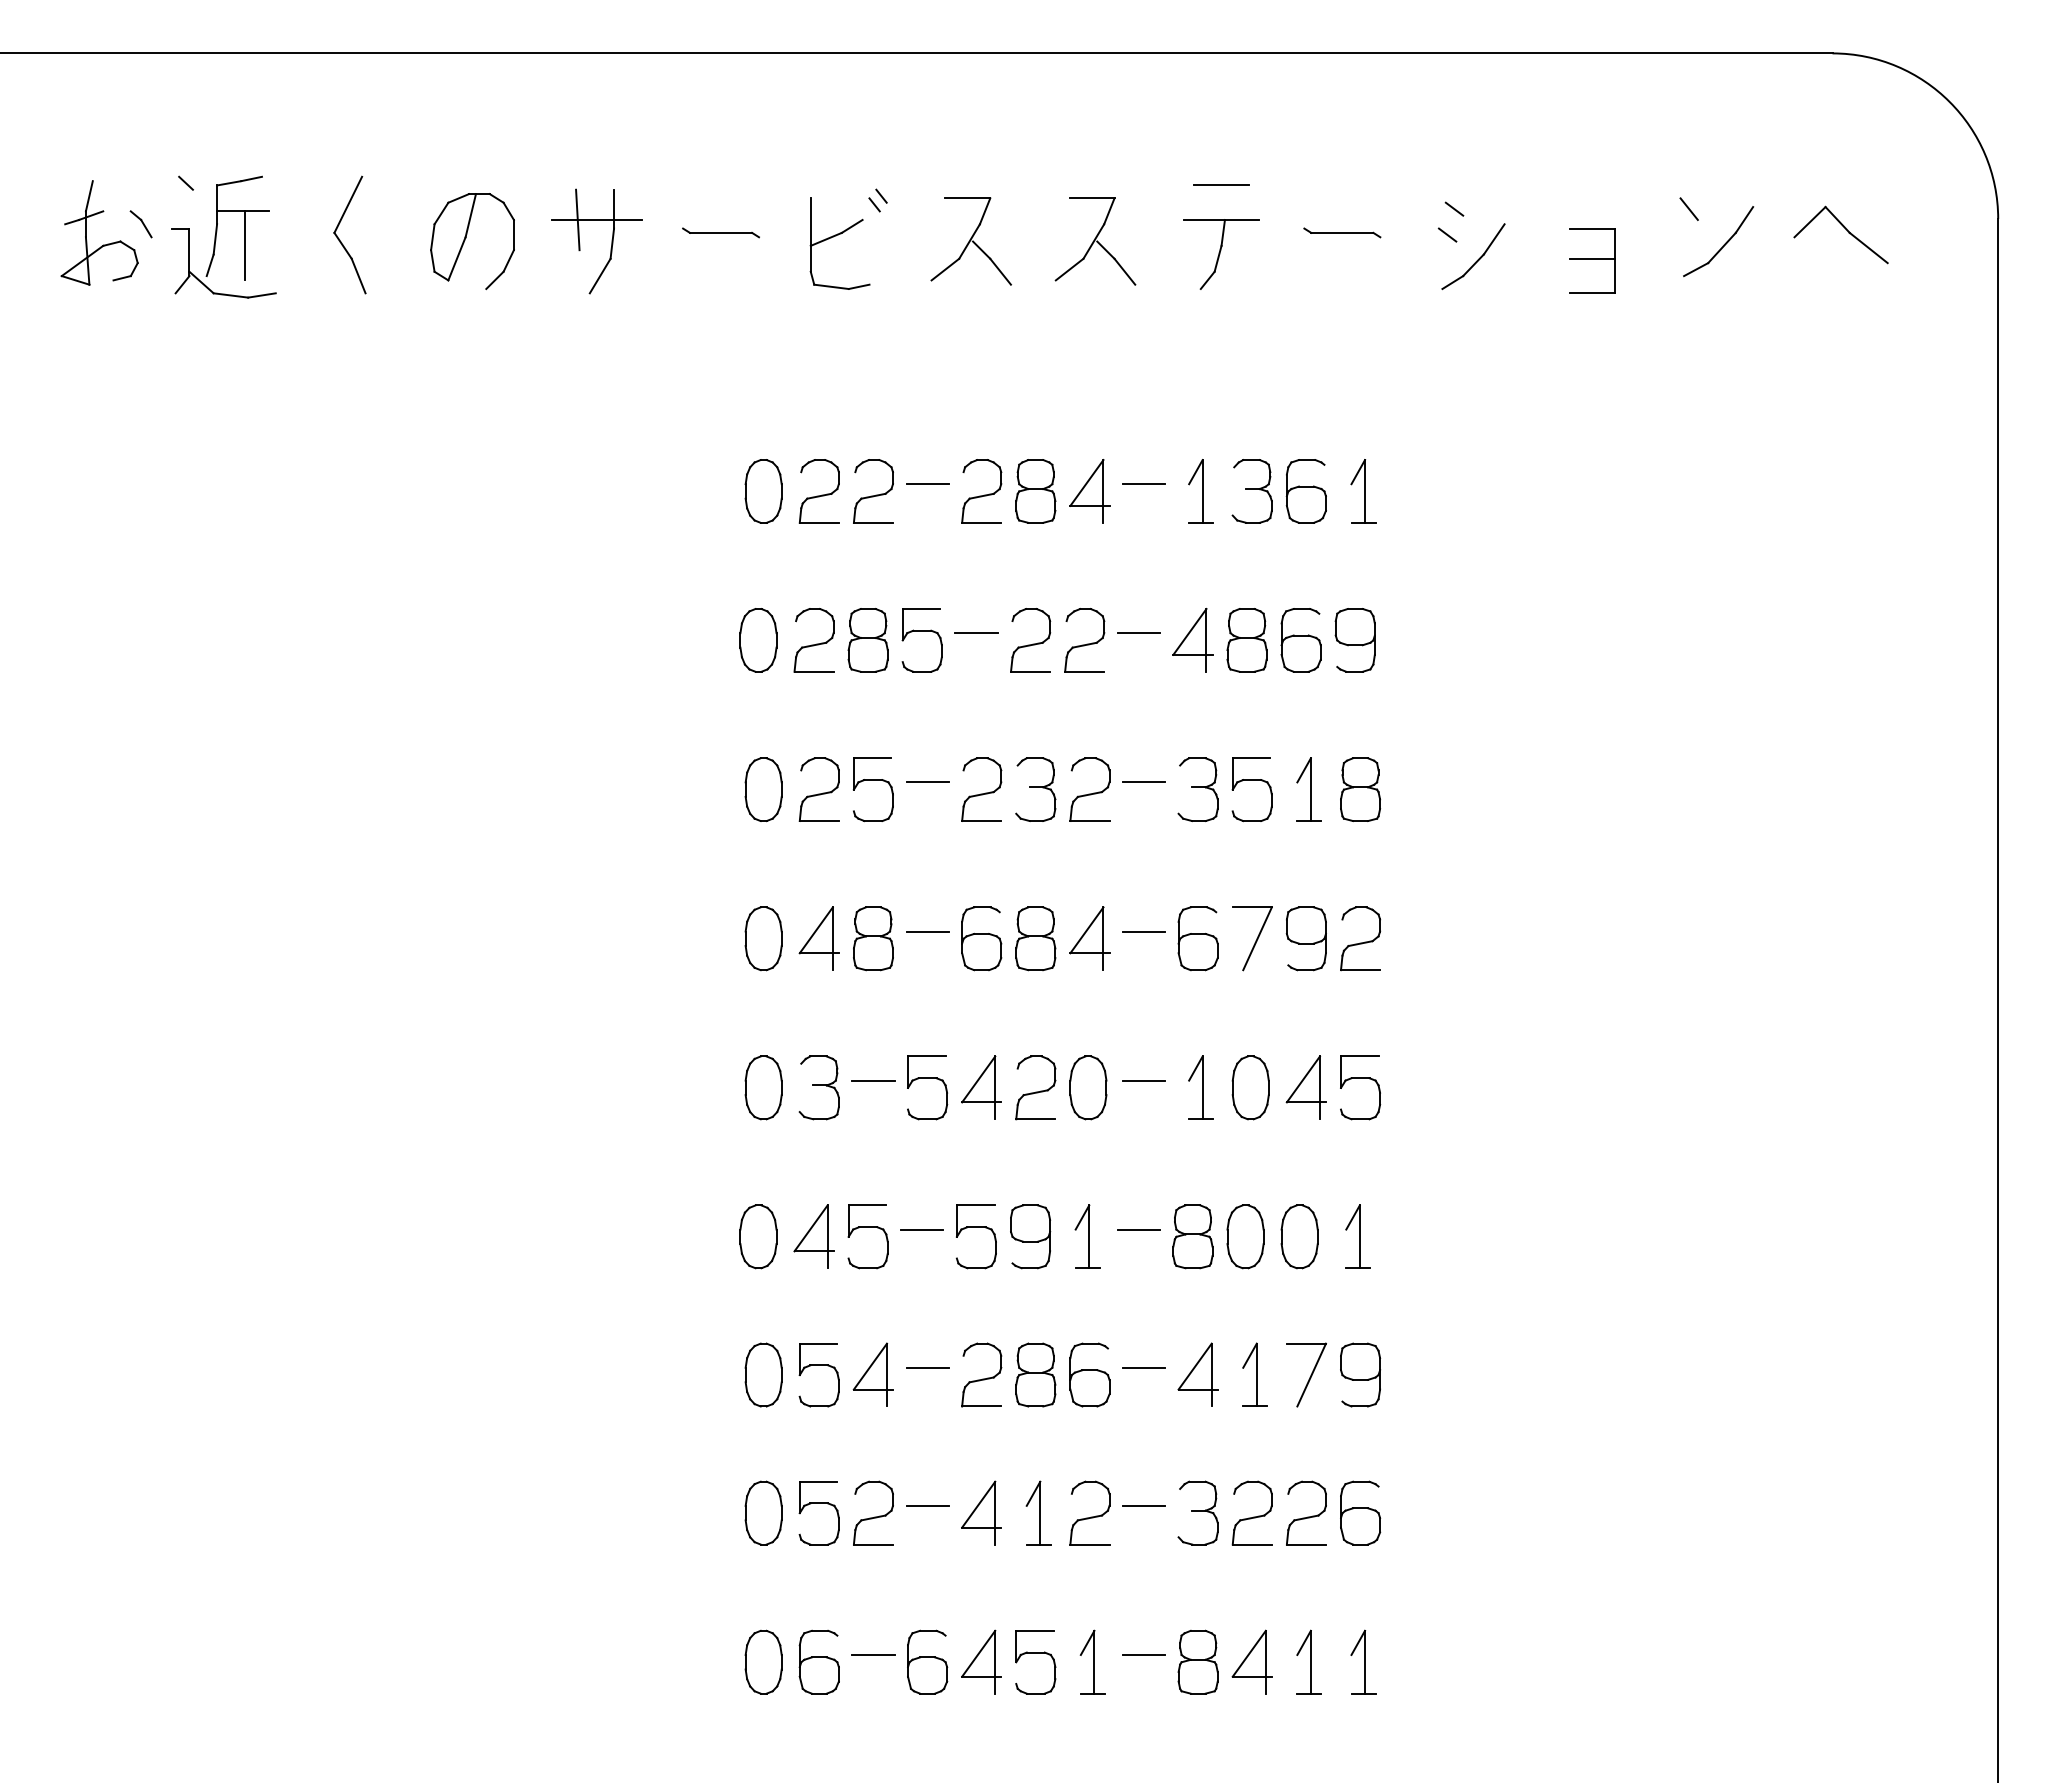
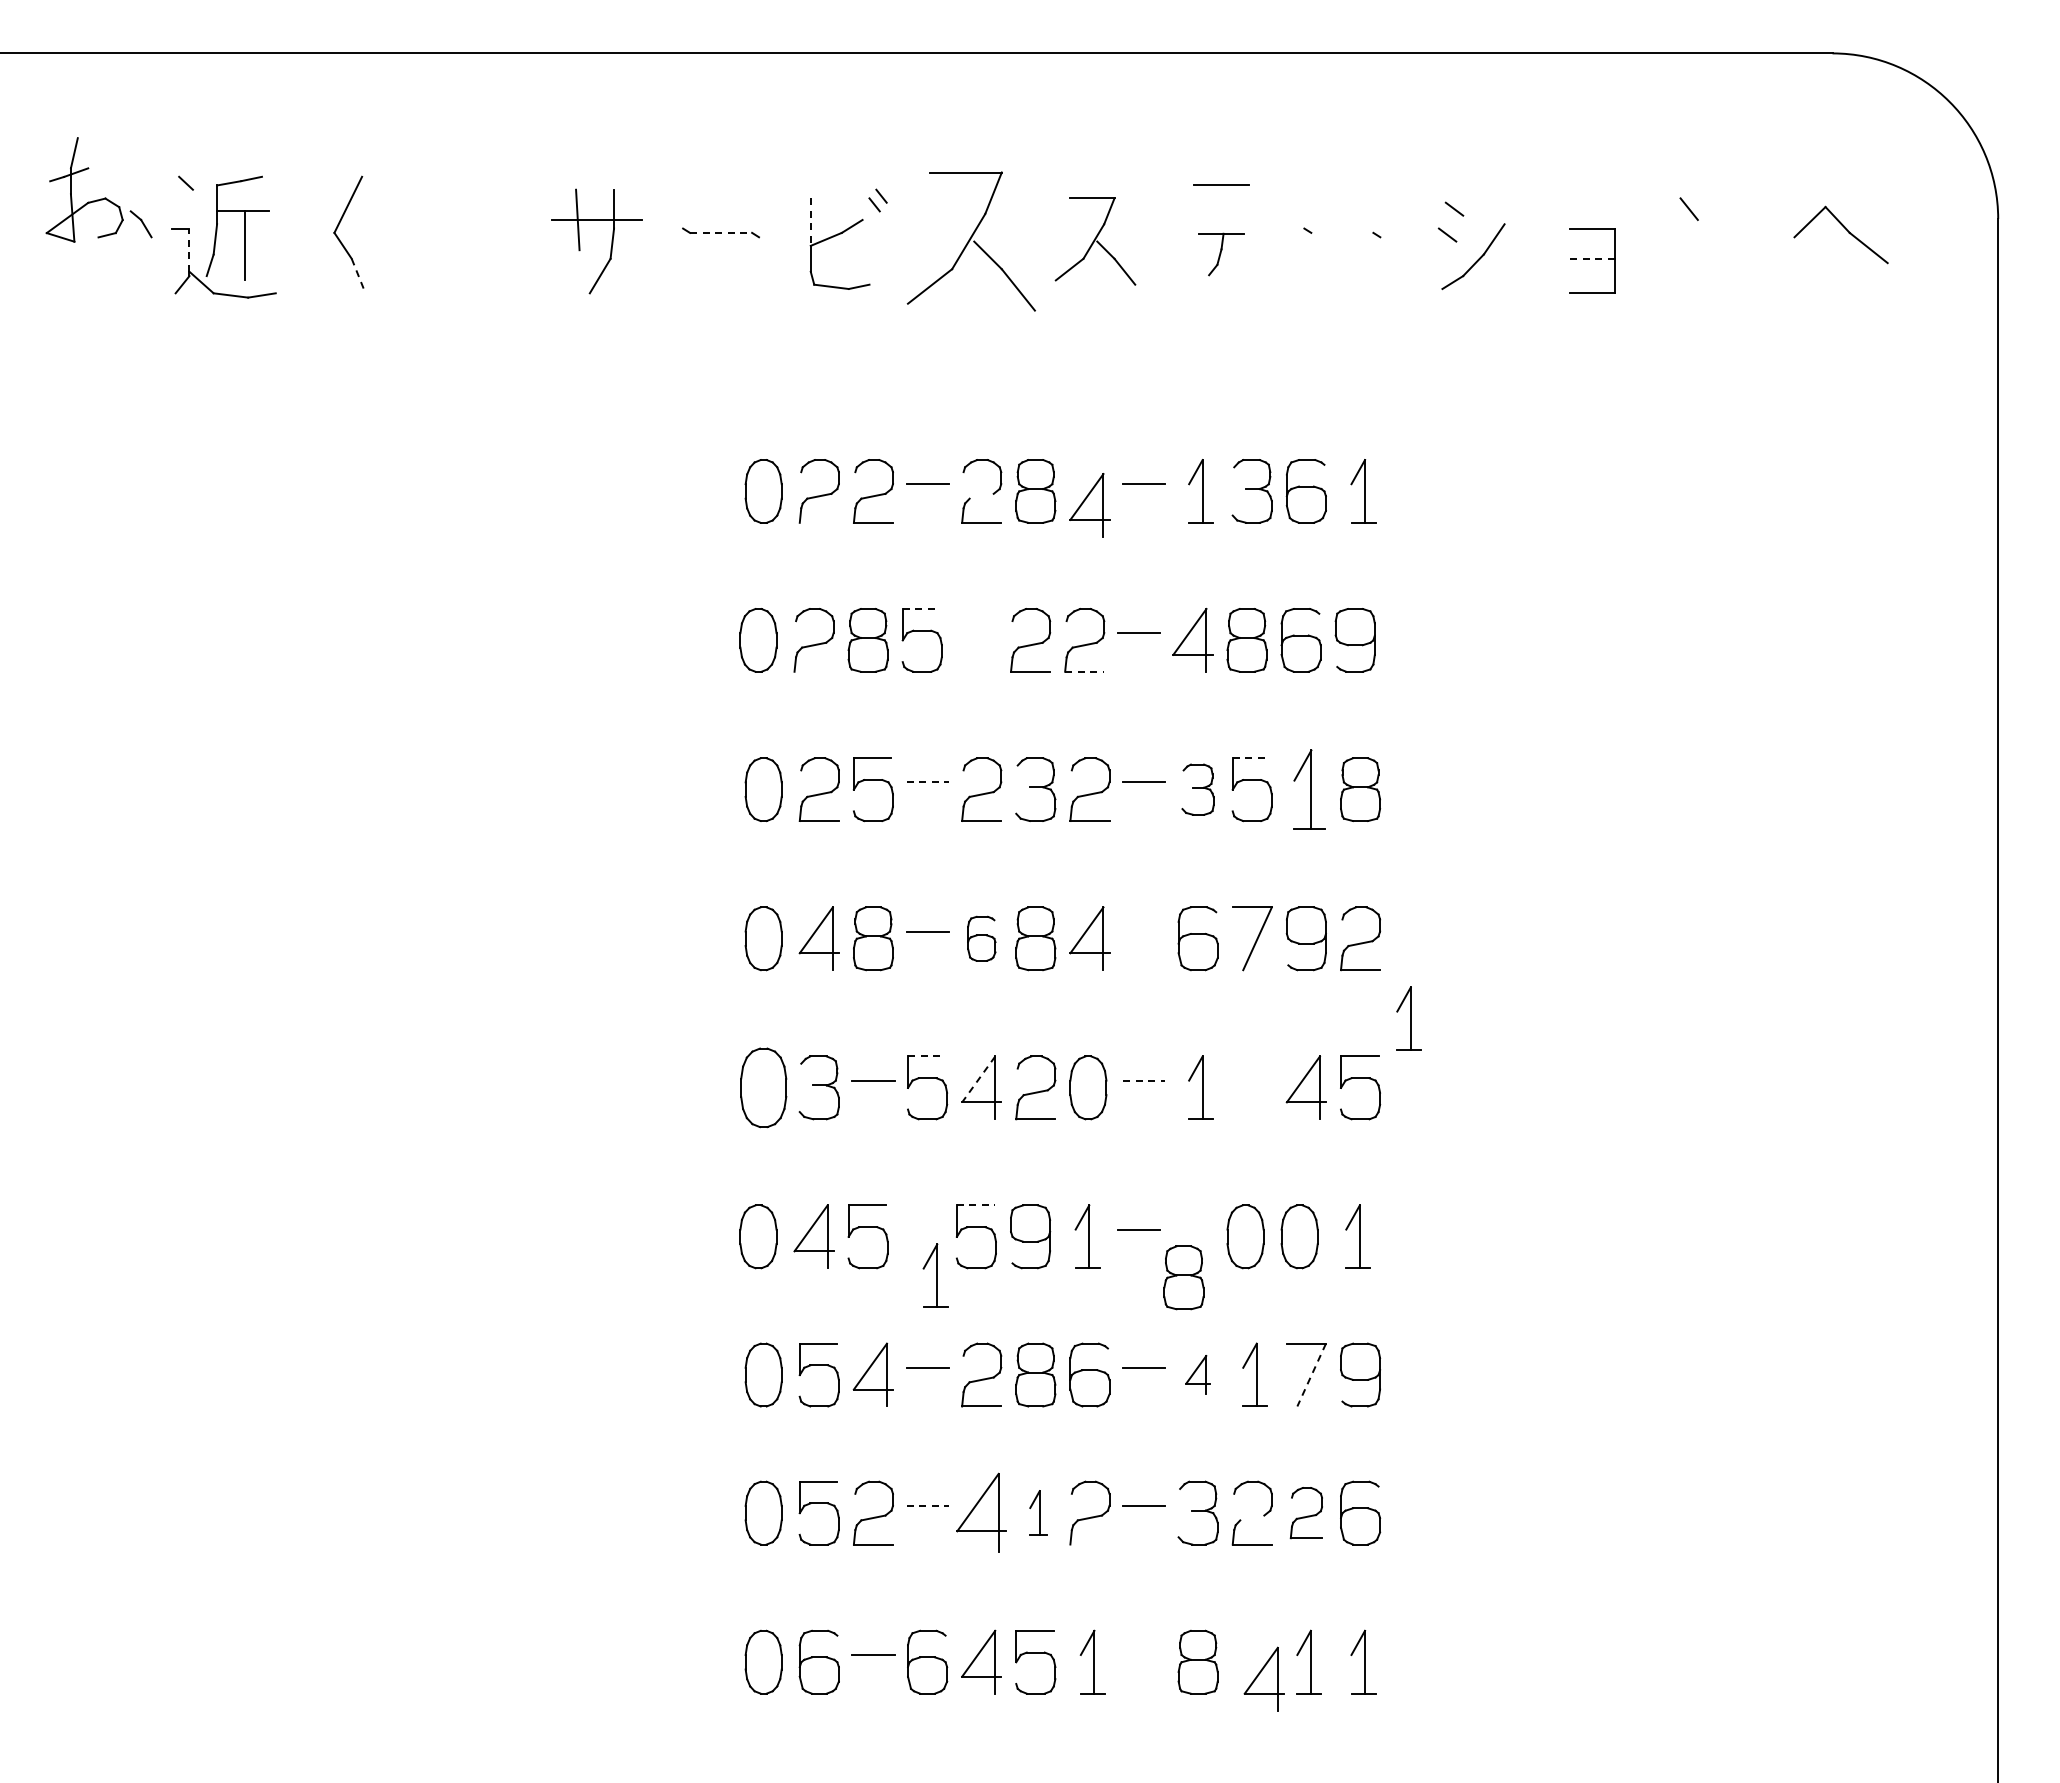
line: solid -> dashed (810, 222)
line: solid -> dashed (721, 232)
line: present -> none (1342, 232)
part: present -> none (466, 238)
part size: 82x89 px -> 130x141 px (970, 241)
part: present -> none (1718, 241)
part position: (103, 244) -> (88, 201) (88, 201)
line: solid -> dashed (189, 250)
part size: 77x71 px -> 47x45 px (1221, 254)
line: solid -> dashed (1593, 258)
line: solid -> dashed (358, 276)
part position: (1089, 491) -> (1089, 505) (1089, 505)
line: present -> none (981, 495)
line: present -> none (818, 522)
line: solid -> dashed (921, 608)
line: present -> none (976, 633)
line: present -> none (813, 671)
line: solid -> dashed (1084, 671)
line: solid -> dashed (1251, 758)
line: solid -> dashed (928, 782)
part size: 42x66 px -> 34x53 px (1197, 789)
part size: 26x65 px -> 33x81 px (1309, 789)
line: present -> none (1143, 931)
part size: 42x66 px -> 30x47 px (981, 938)
part: none -> present (1408, 1018)
line: solid -> dashed (926, 1056)
line: solid -> dashed (978, 1079)
line: solid -> dashed (1144, 1080)
part size: 39x66 px -> 48x82 px (763, 1087)
part: present -> none (1250, 1087)
line: solid -> dashed (975, 1205)
line: present -> none (922, 1229)
part position: (1192, 1236) -> (1183, 1277) (1183, 1277)
part: none -> present (935, 1275)
part size: 42x65 px -> 26x40 px (1197, 1374)
line: solid -> dashed (1311, 1375)
line: solid -> dashed (928, 1505)
part size: 41x66 px -> 51x81 px (981, 1512)
part size: 27x66 px -> 19x46 px (1038, 1512)
part size: 41x66 px -> 34x53 px (1305, 1513)
line: present -> none (1252, 1517)
line: present -> none (1089, 1544)
line: present -> none (1144, 1654)
part position: (1251, 1661) -> (1263, 1678) (1263, 1678)
